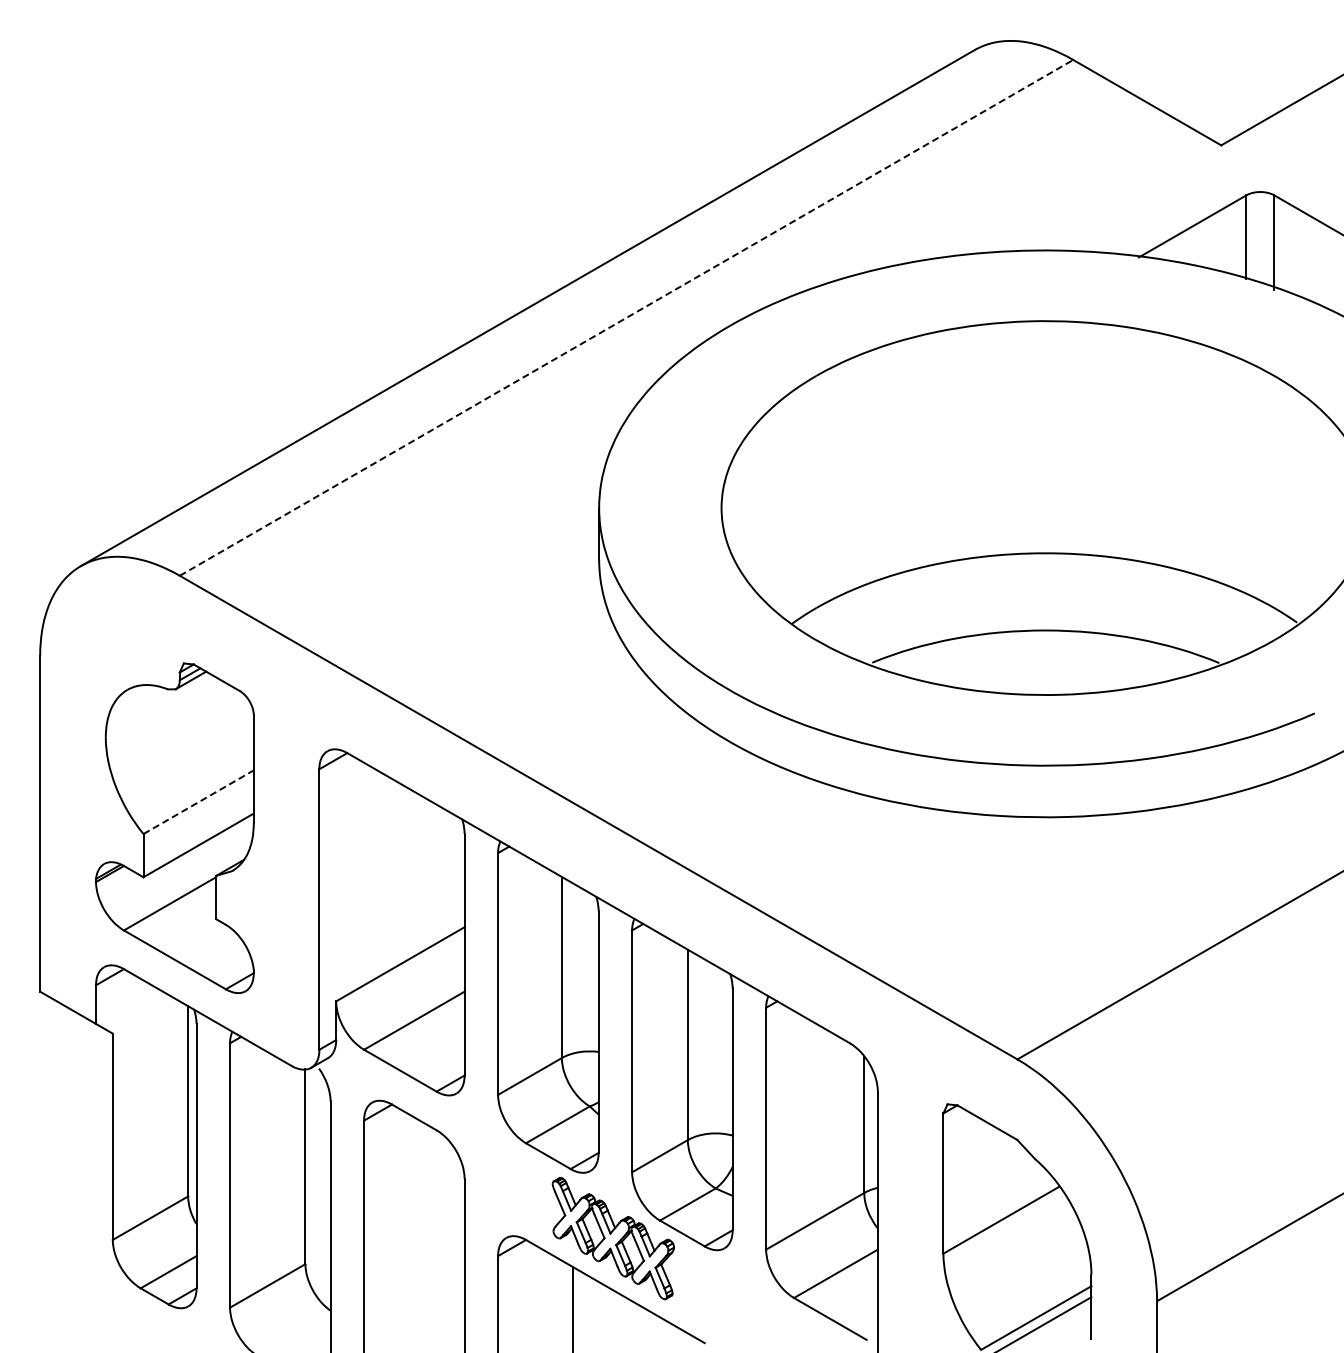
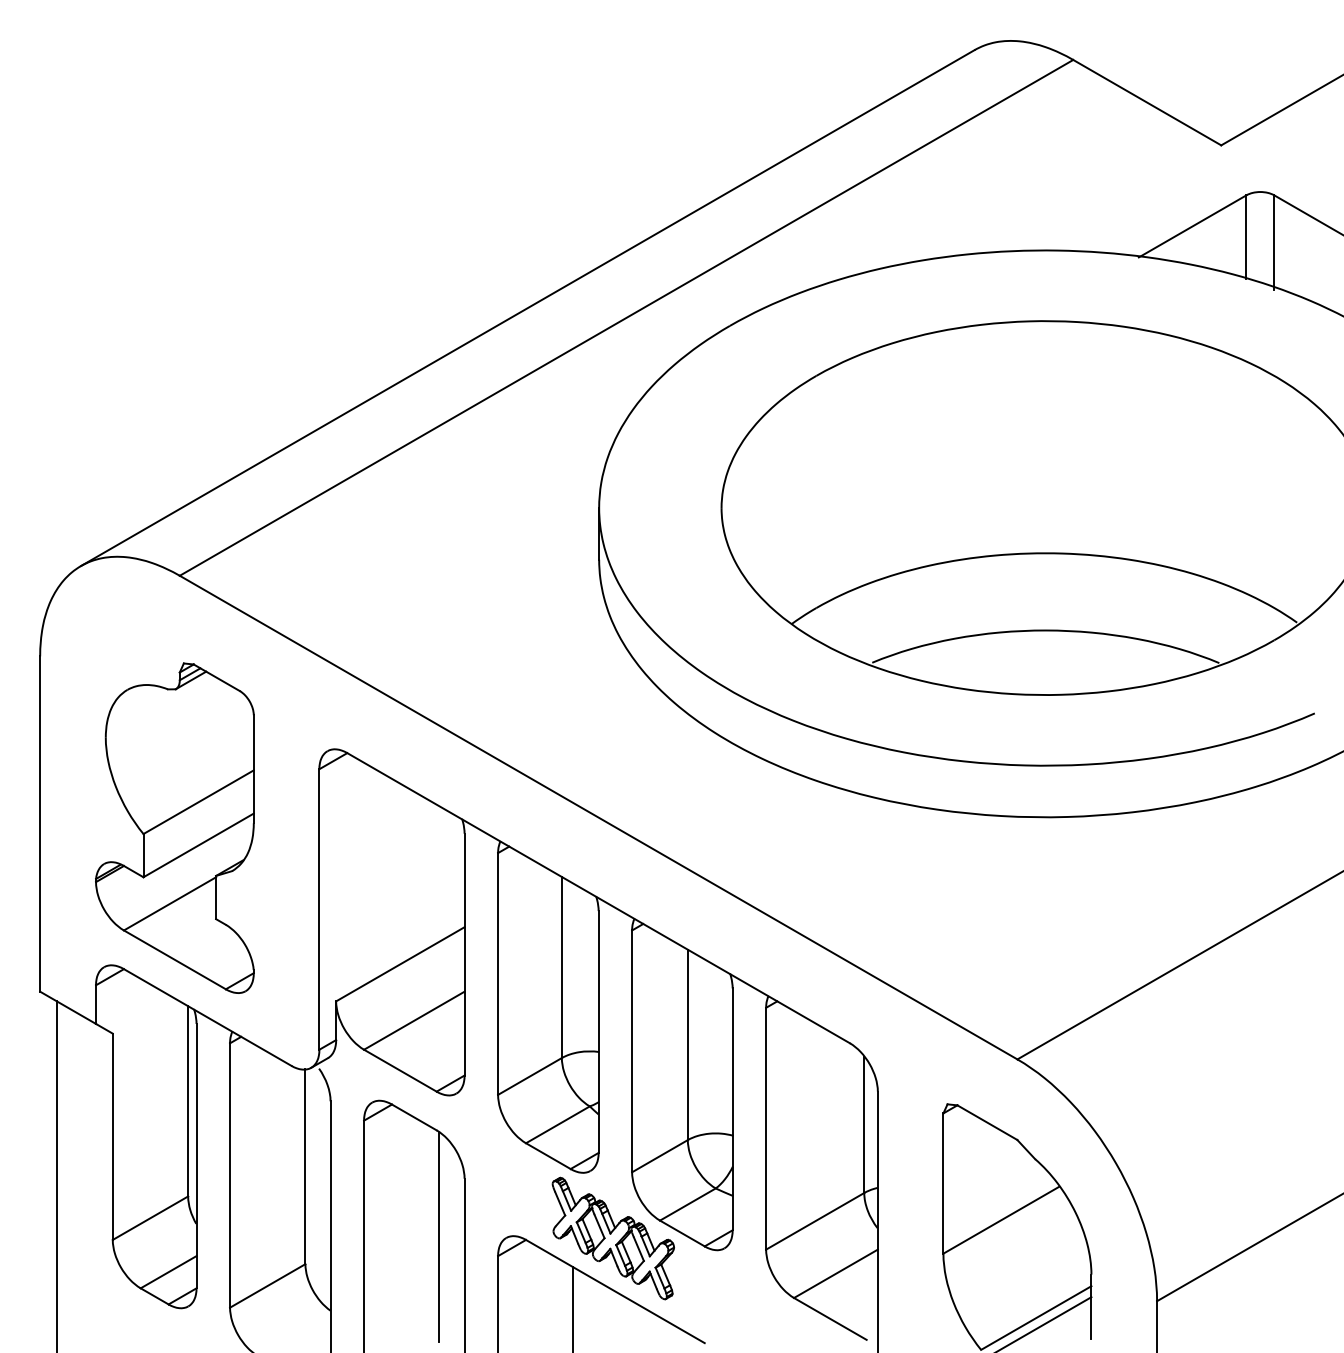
line: dashed -> solid (626, 317)
line: dashed -> solid (198, 802)
line: none -> present (56, 1175)
line: none -> present (439, 1237)
